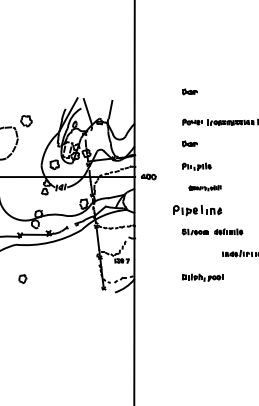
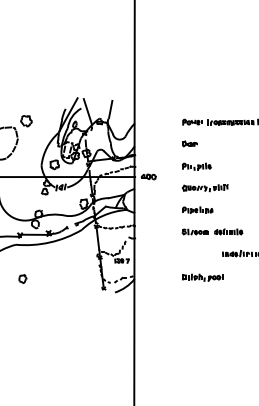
part: present -> none (189, 91)
part size: 34x7 px -> 48x9 px (204, 188)
part size: 50x12 px -> 32x8 px (197, 209)
